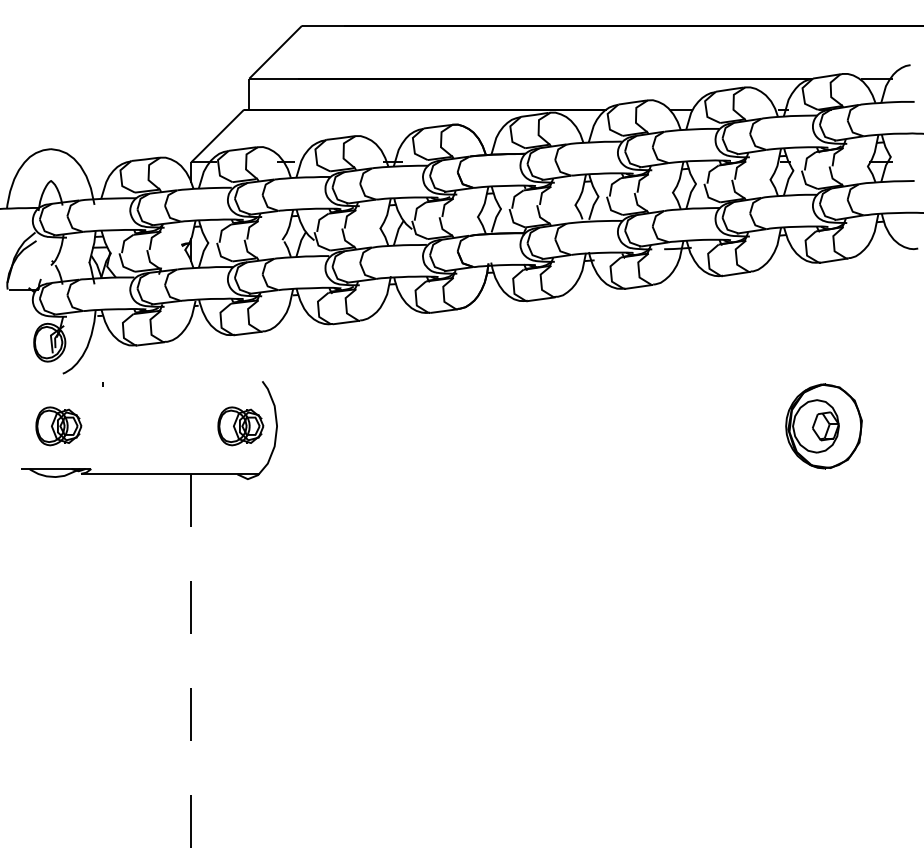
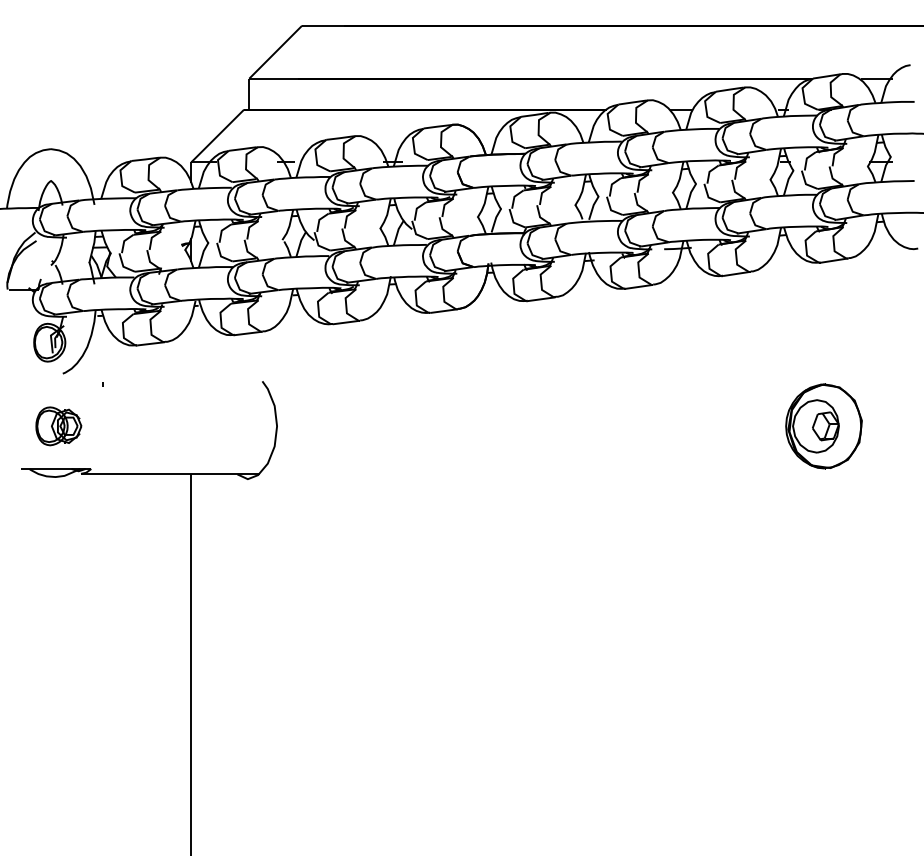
part: present -> none (240, 426)
line: dashed -> solid (191, 664)
